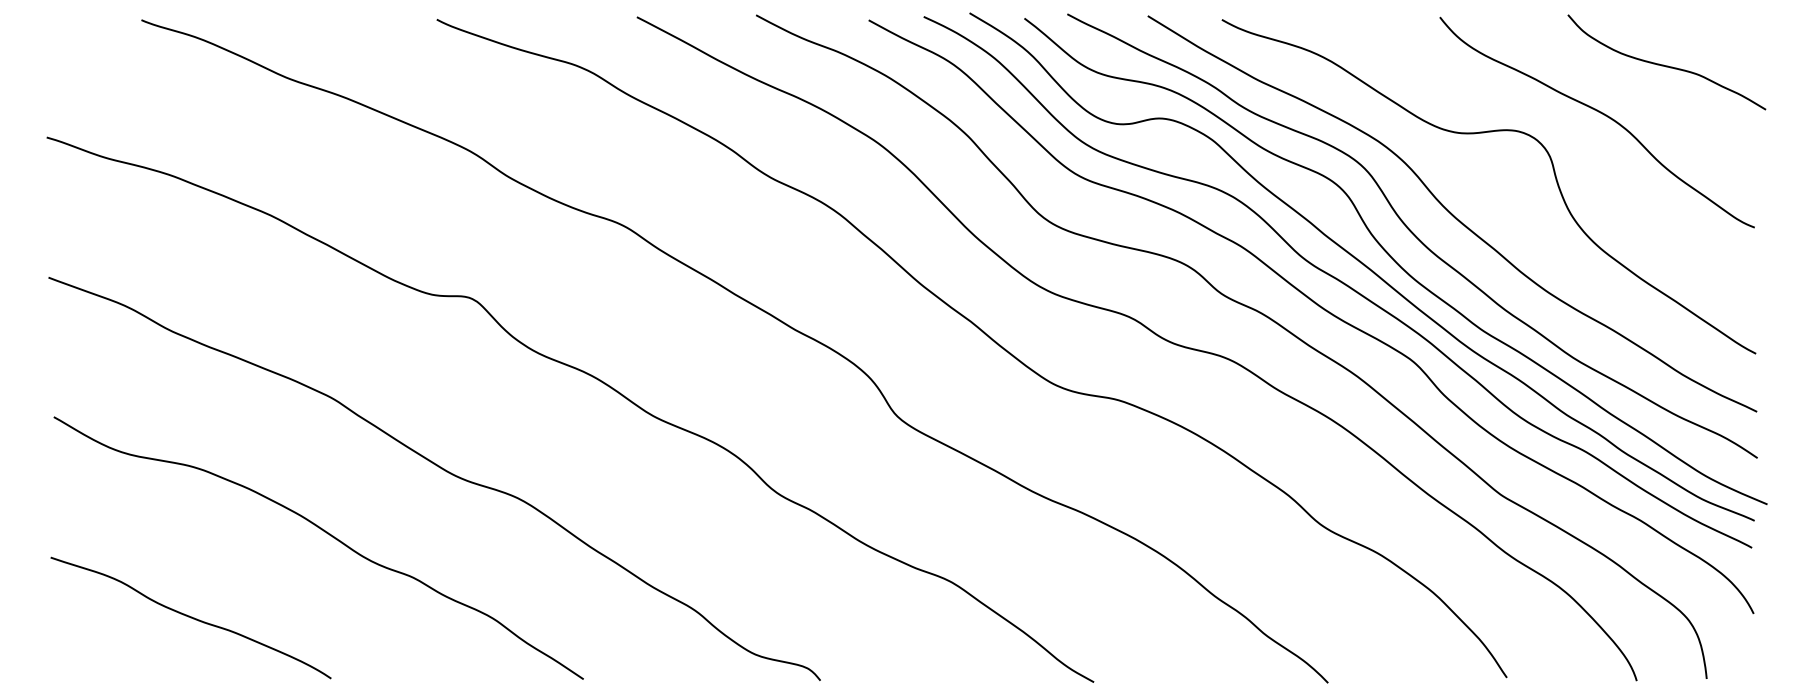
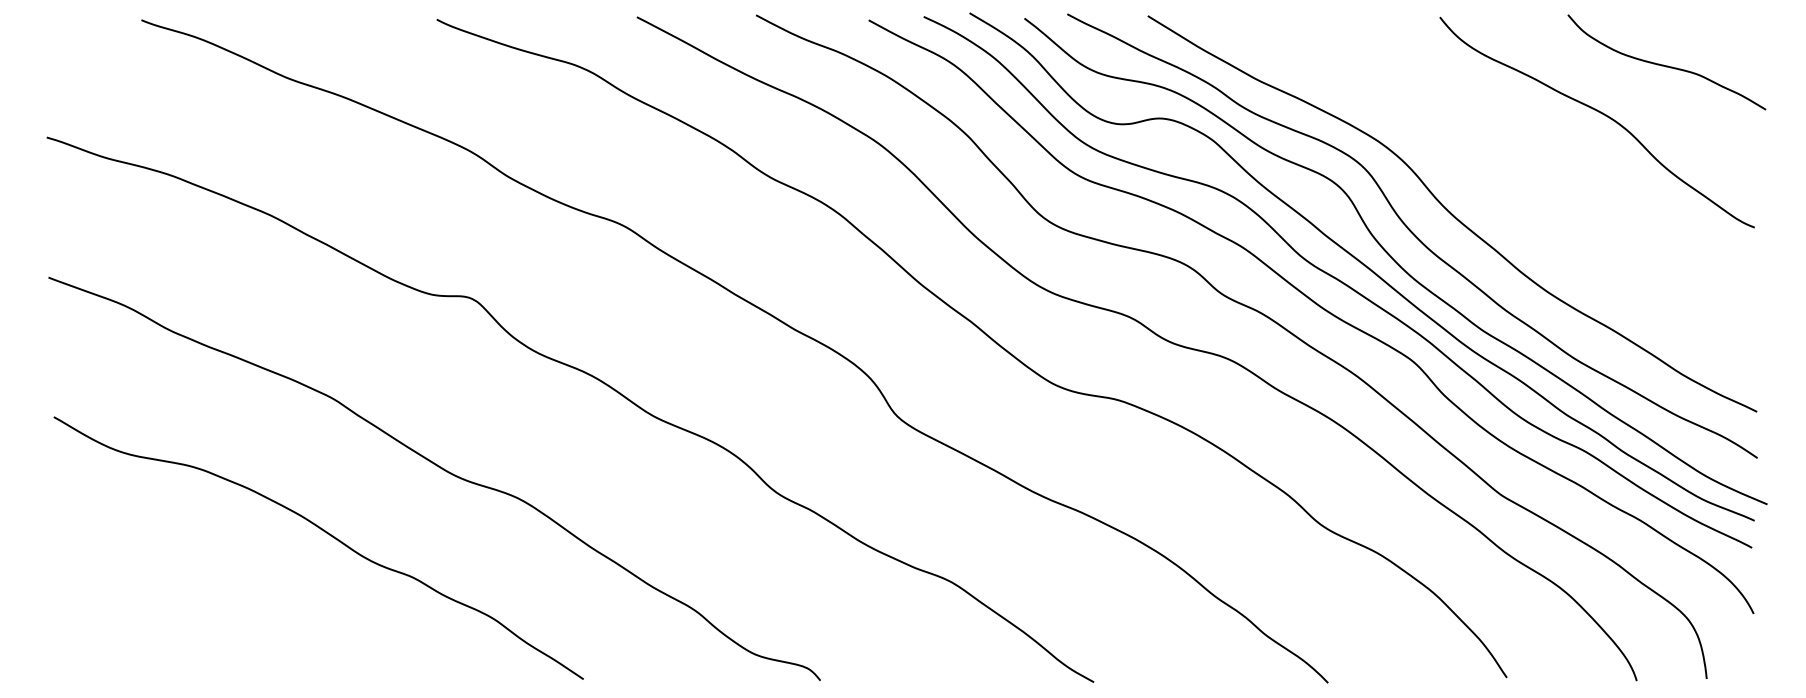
curve: present -> none (1484, 133)
curve: present -> none (190, 617)
